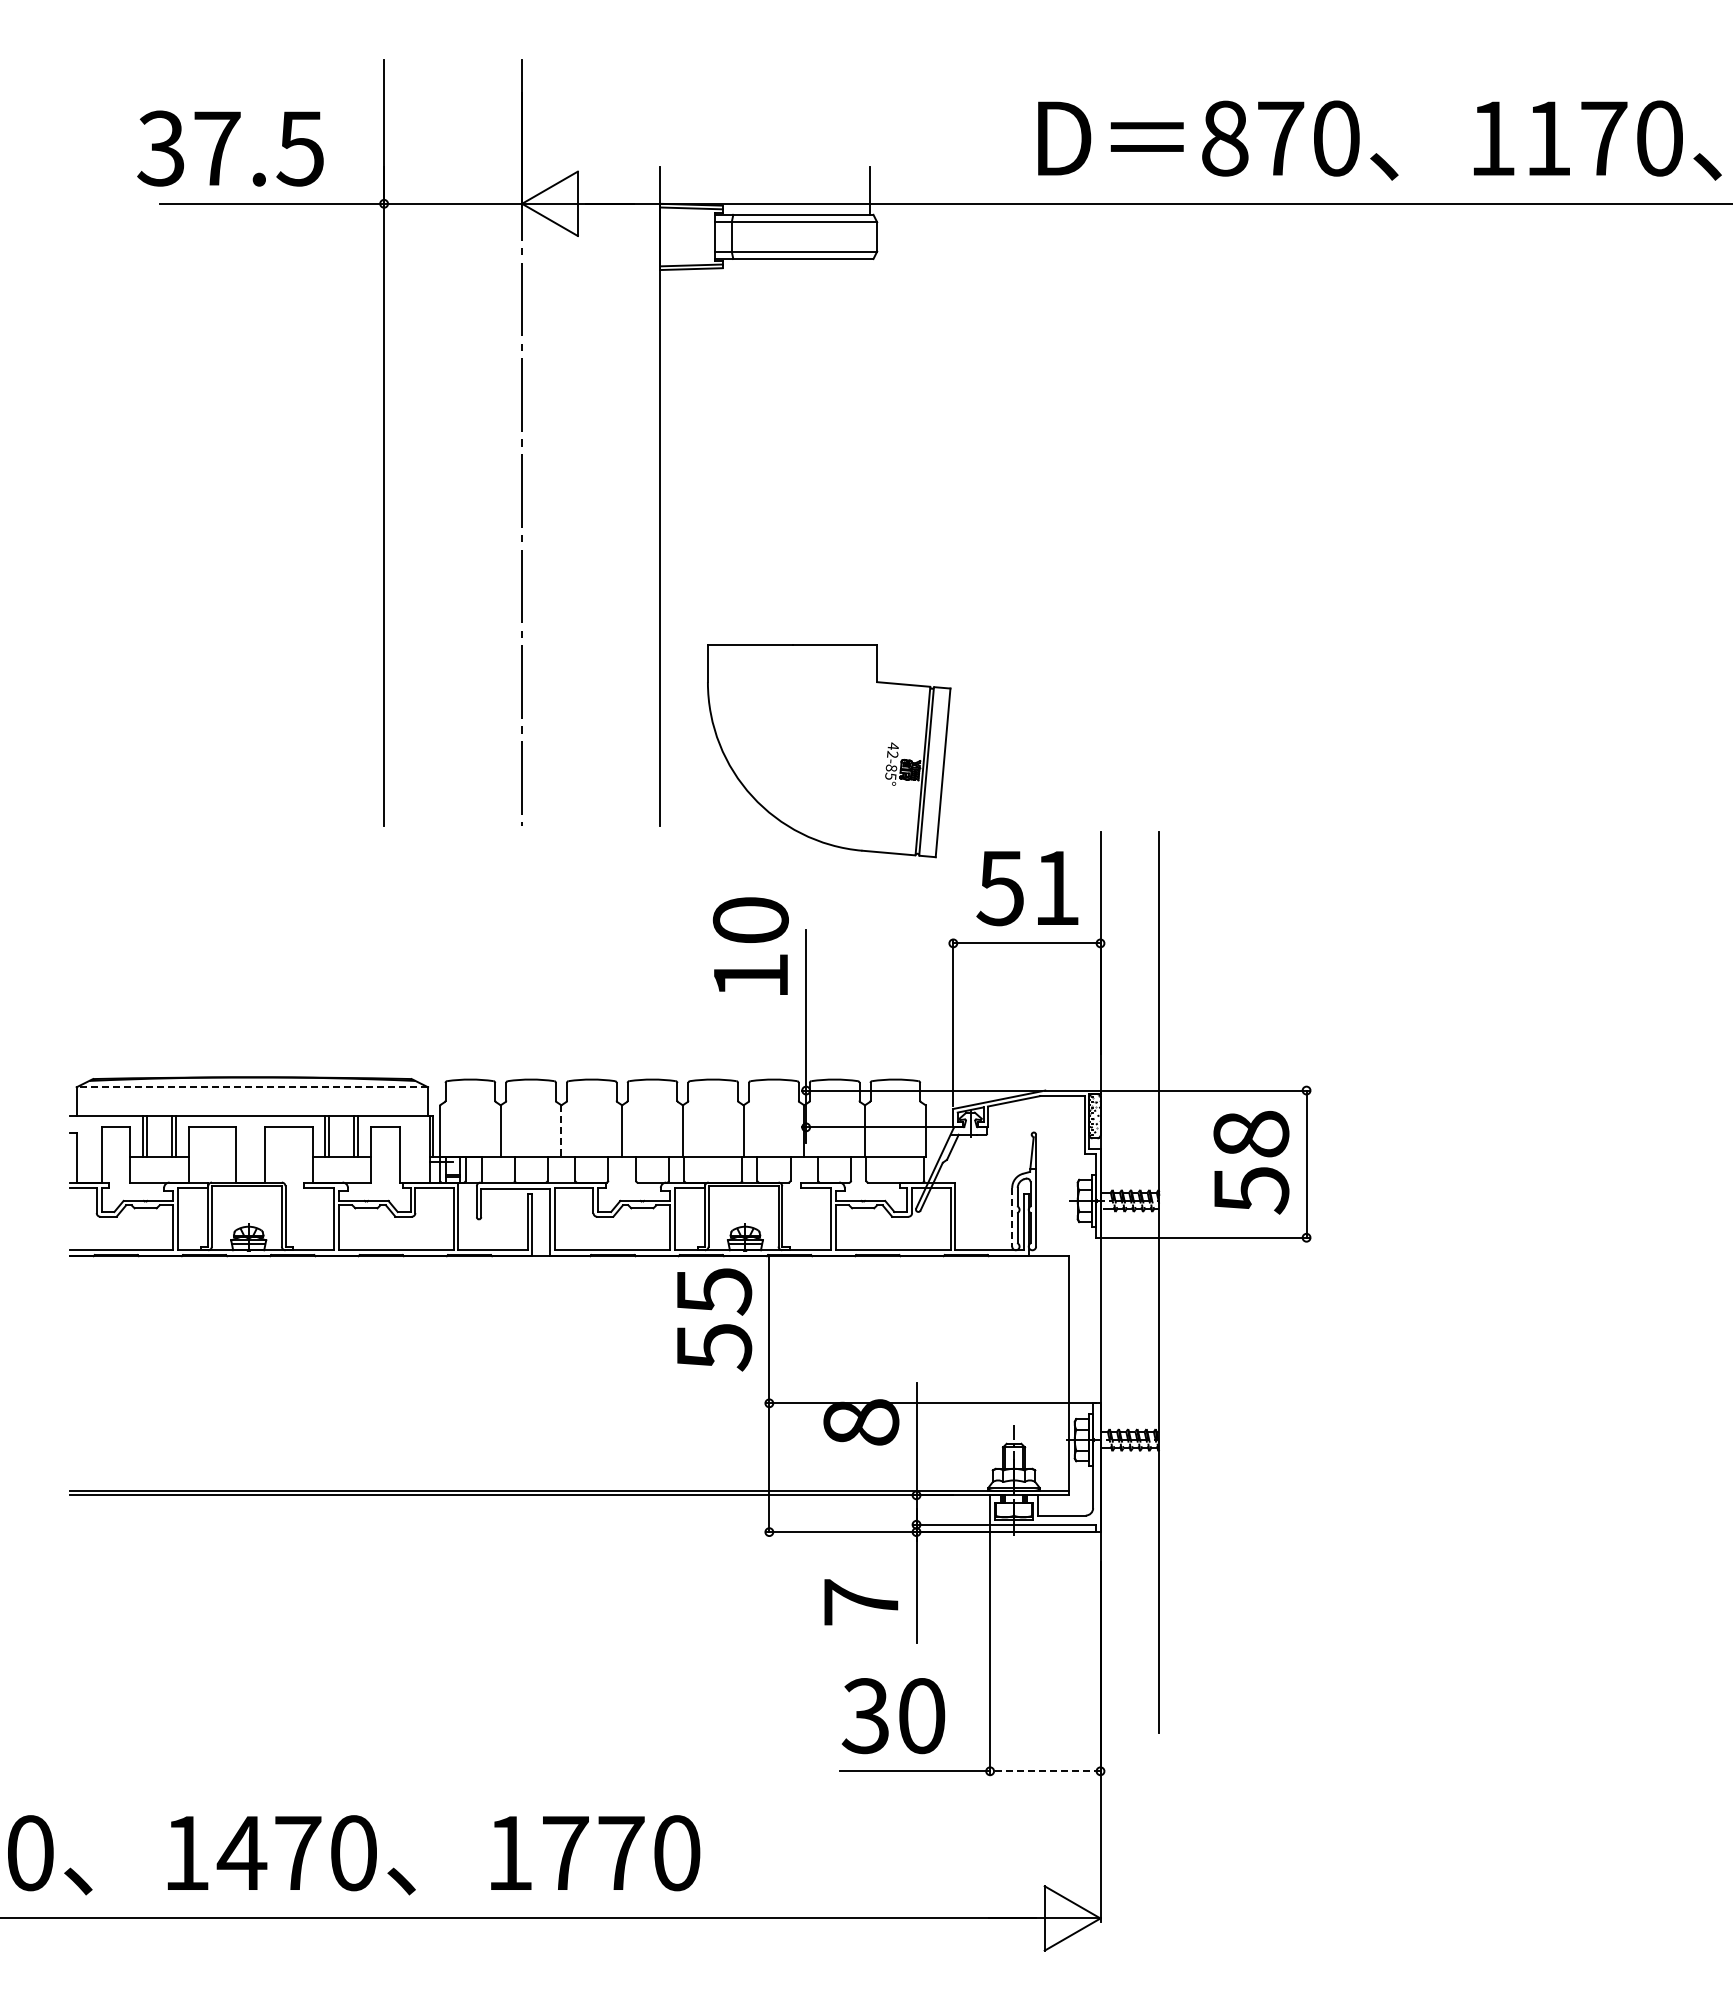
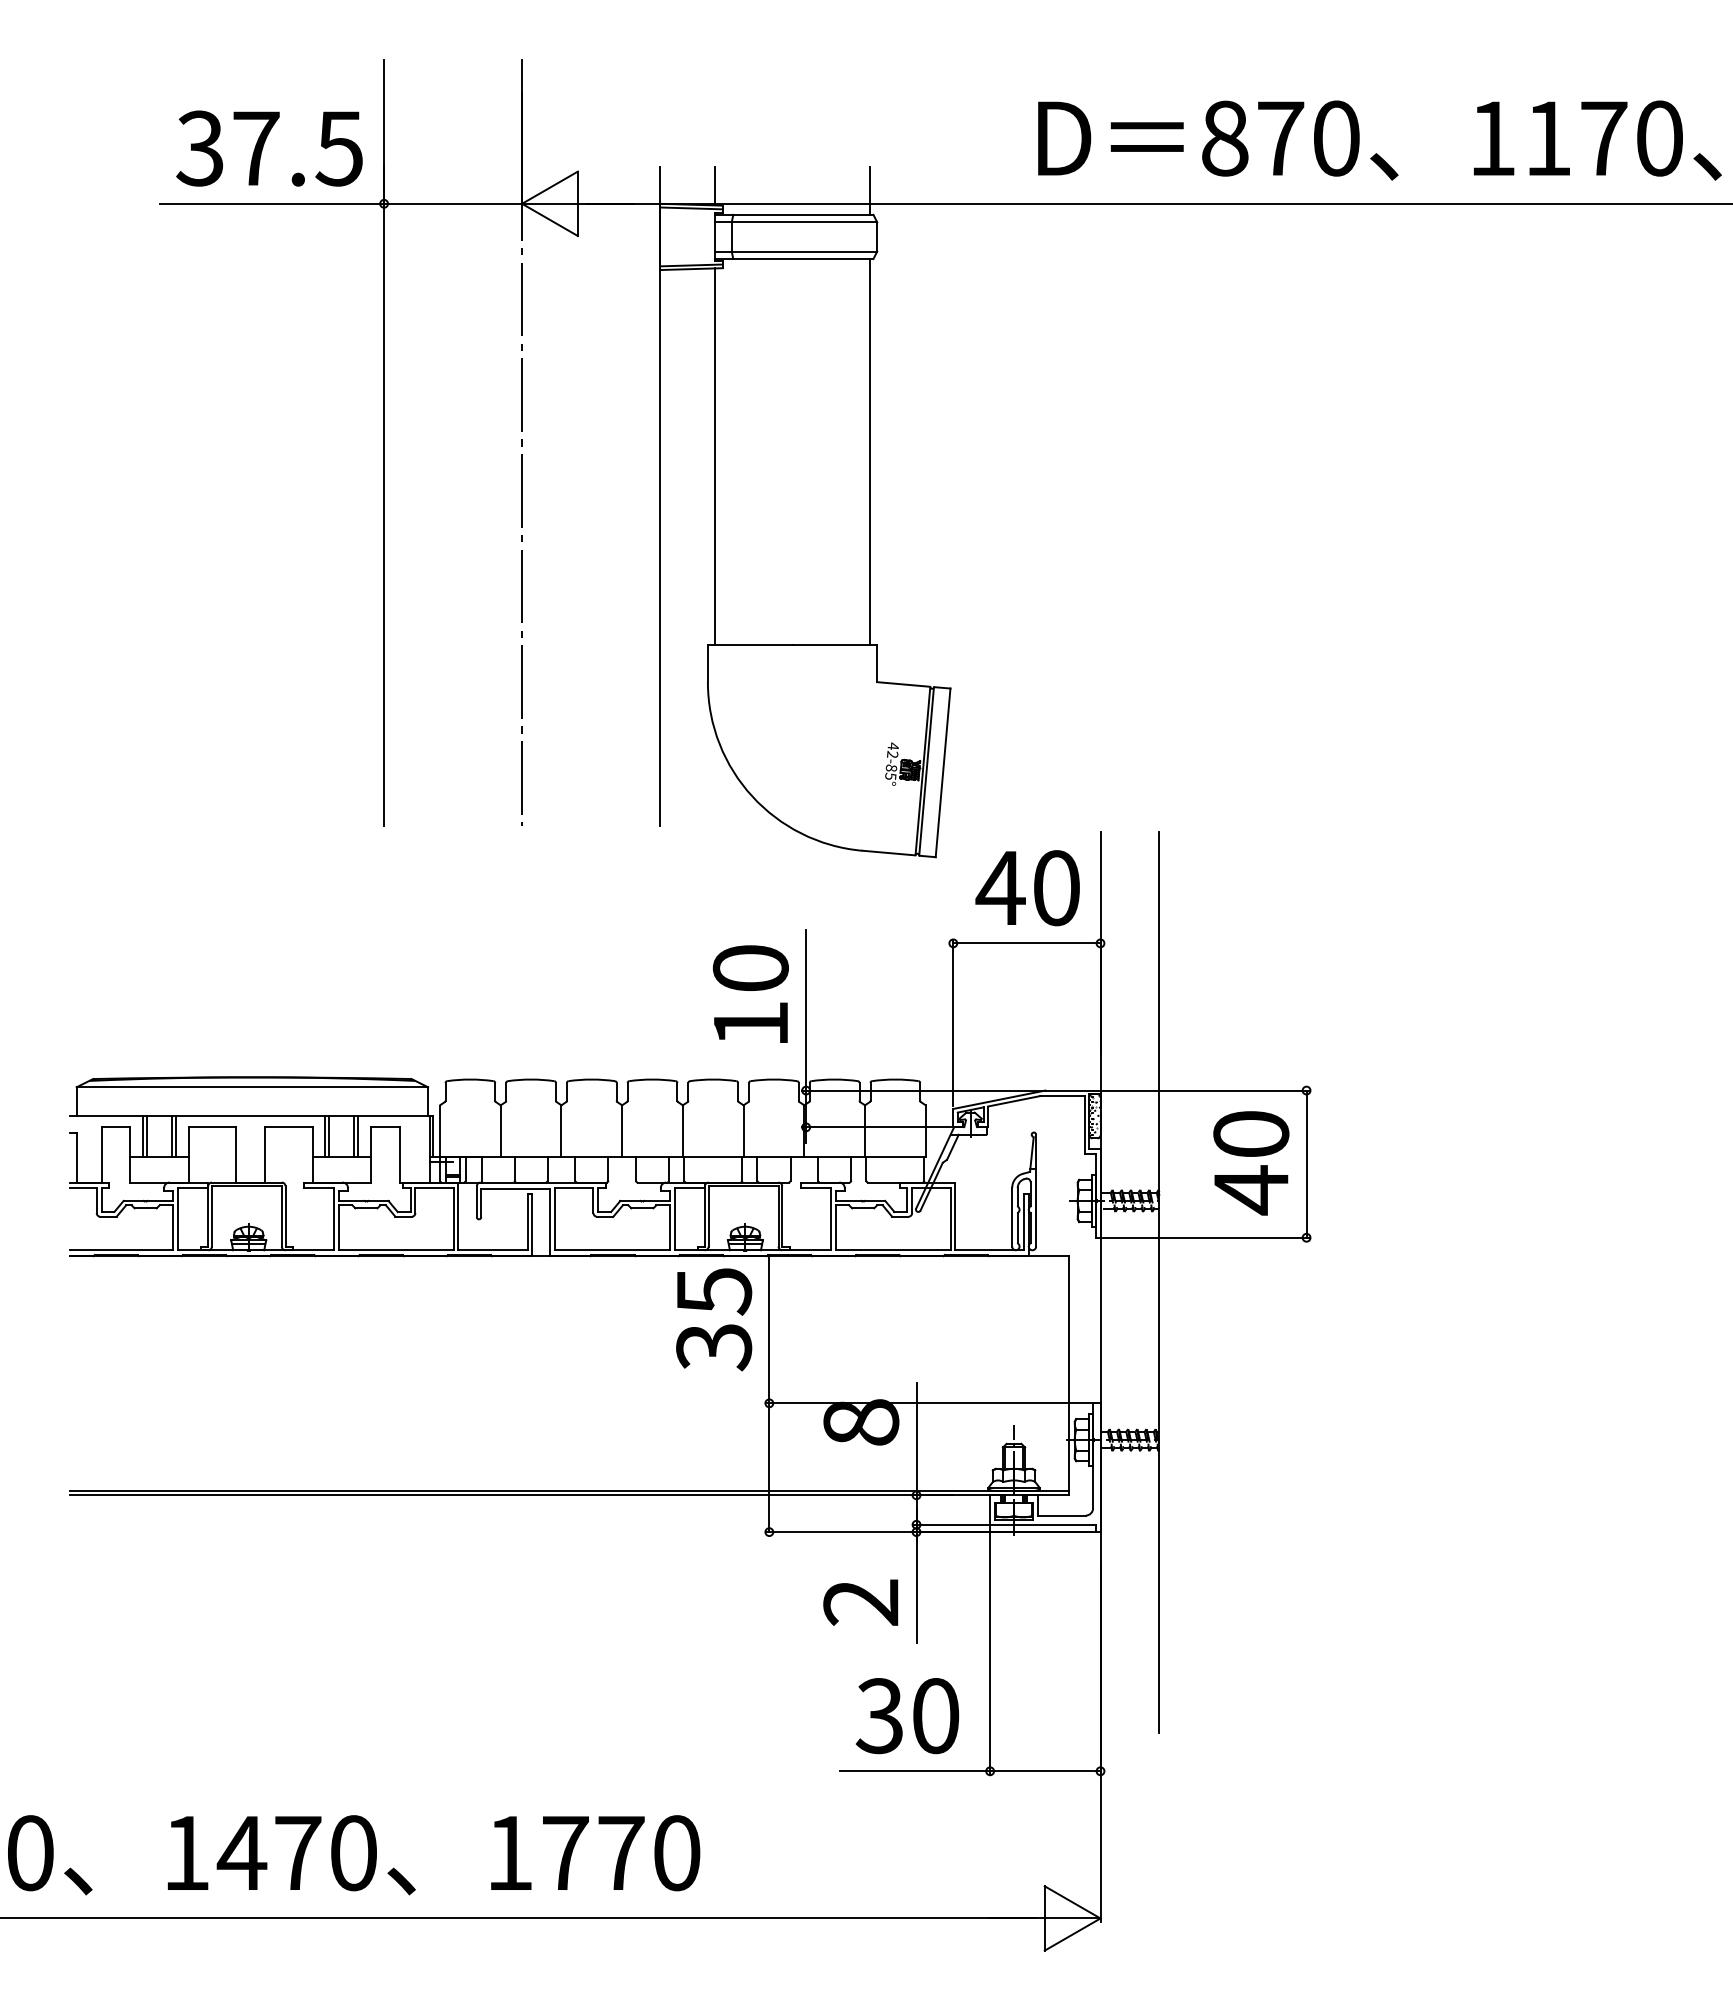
text position: (230, 148) -> (269, 148) (269, 148)
line: none -> present (715, 186)
line: none -> present (869, 452)
line: none -> present (715, 456)
text: 51 -> 40 (1027, 888)
text position: (750, 945) -> (750, 993) (750, 993)
line: dashed -> solid (252, 1087)
line: dashed -> solid (561, 1131)
text: 58 -> 40 (1251, 1162)
line: dashed -> solid (1012, 1217)
text: 55 -> 35 (713, 1347)
text: 7 -> 2 (860, 1602)
text position: (893, 1716) -> (907, 1716) (907, 1716)
line: dashed -> solid (1044, 1771)
